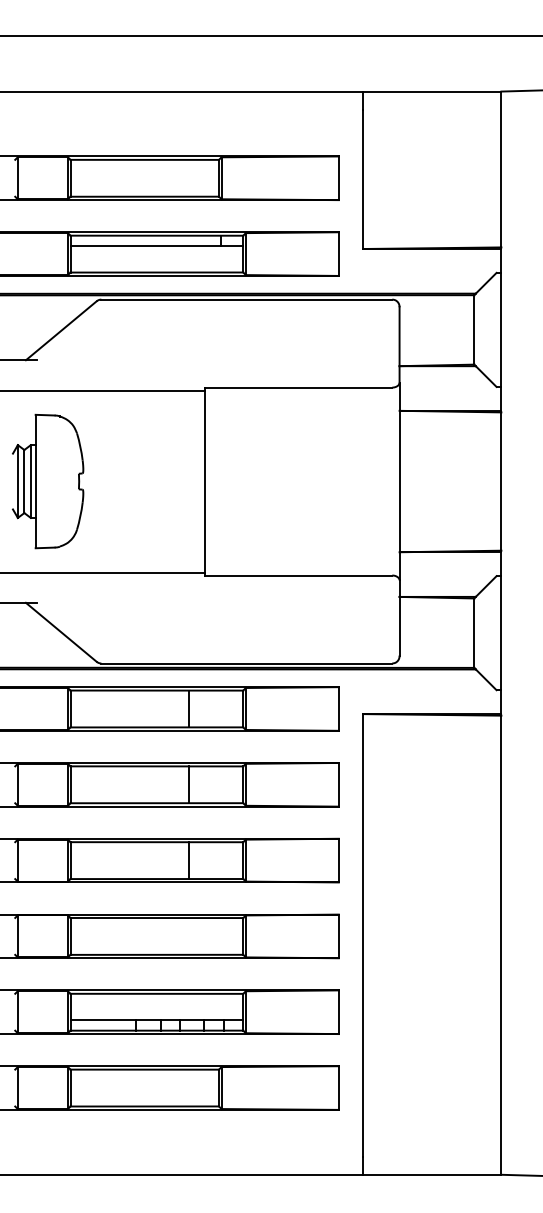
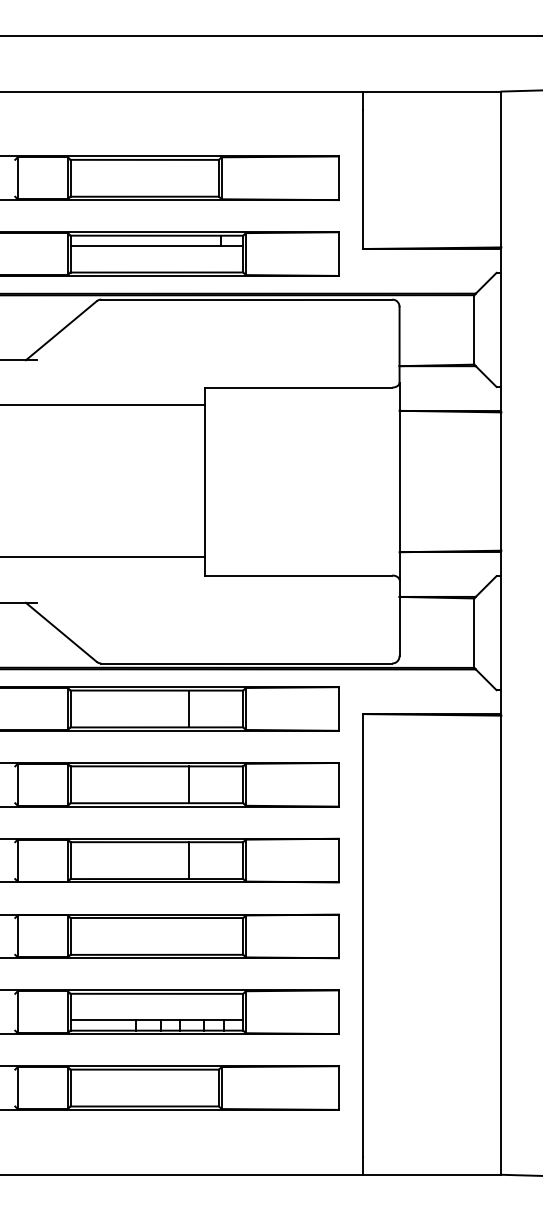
line position: (103, 390) -> (103, 404) (103, 404)
part: present -> none (48, 481)
line position: (103, 572) -> (103, 556) (103, 556)
